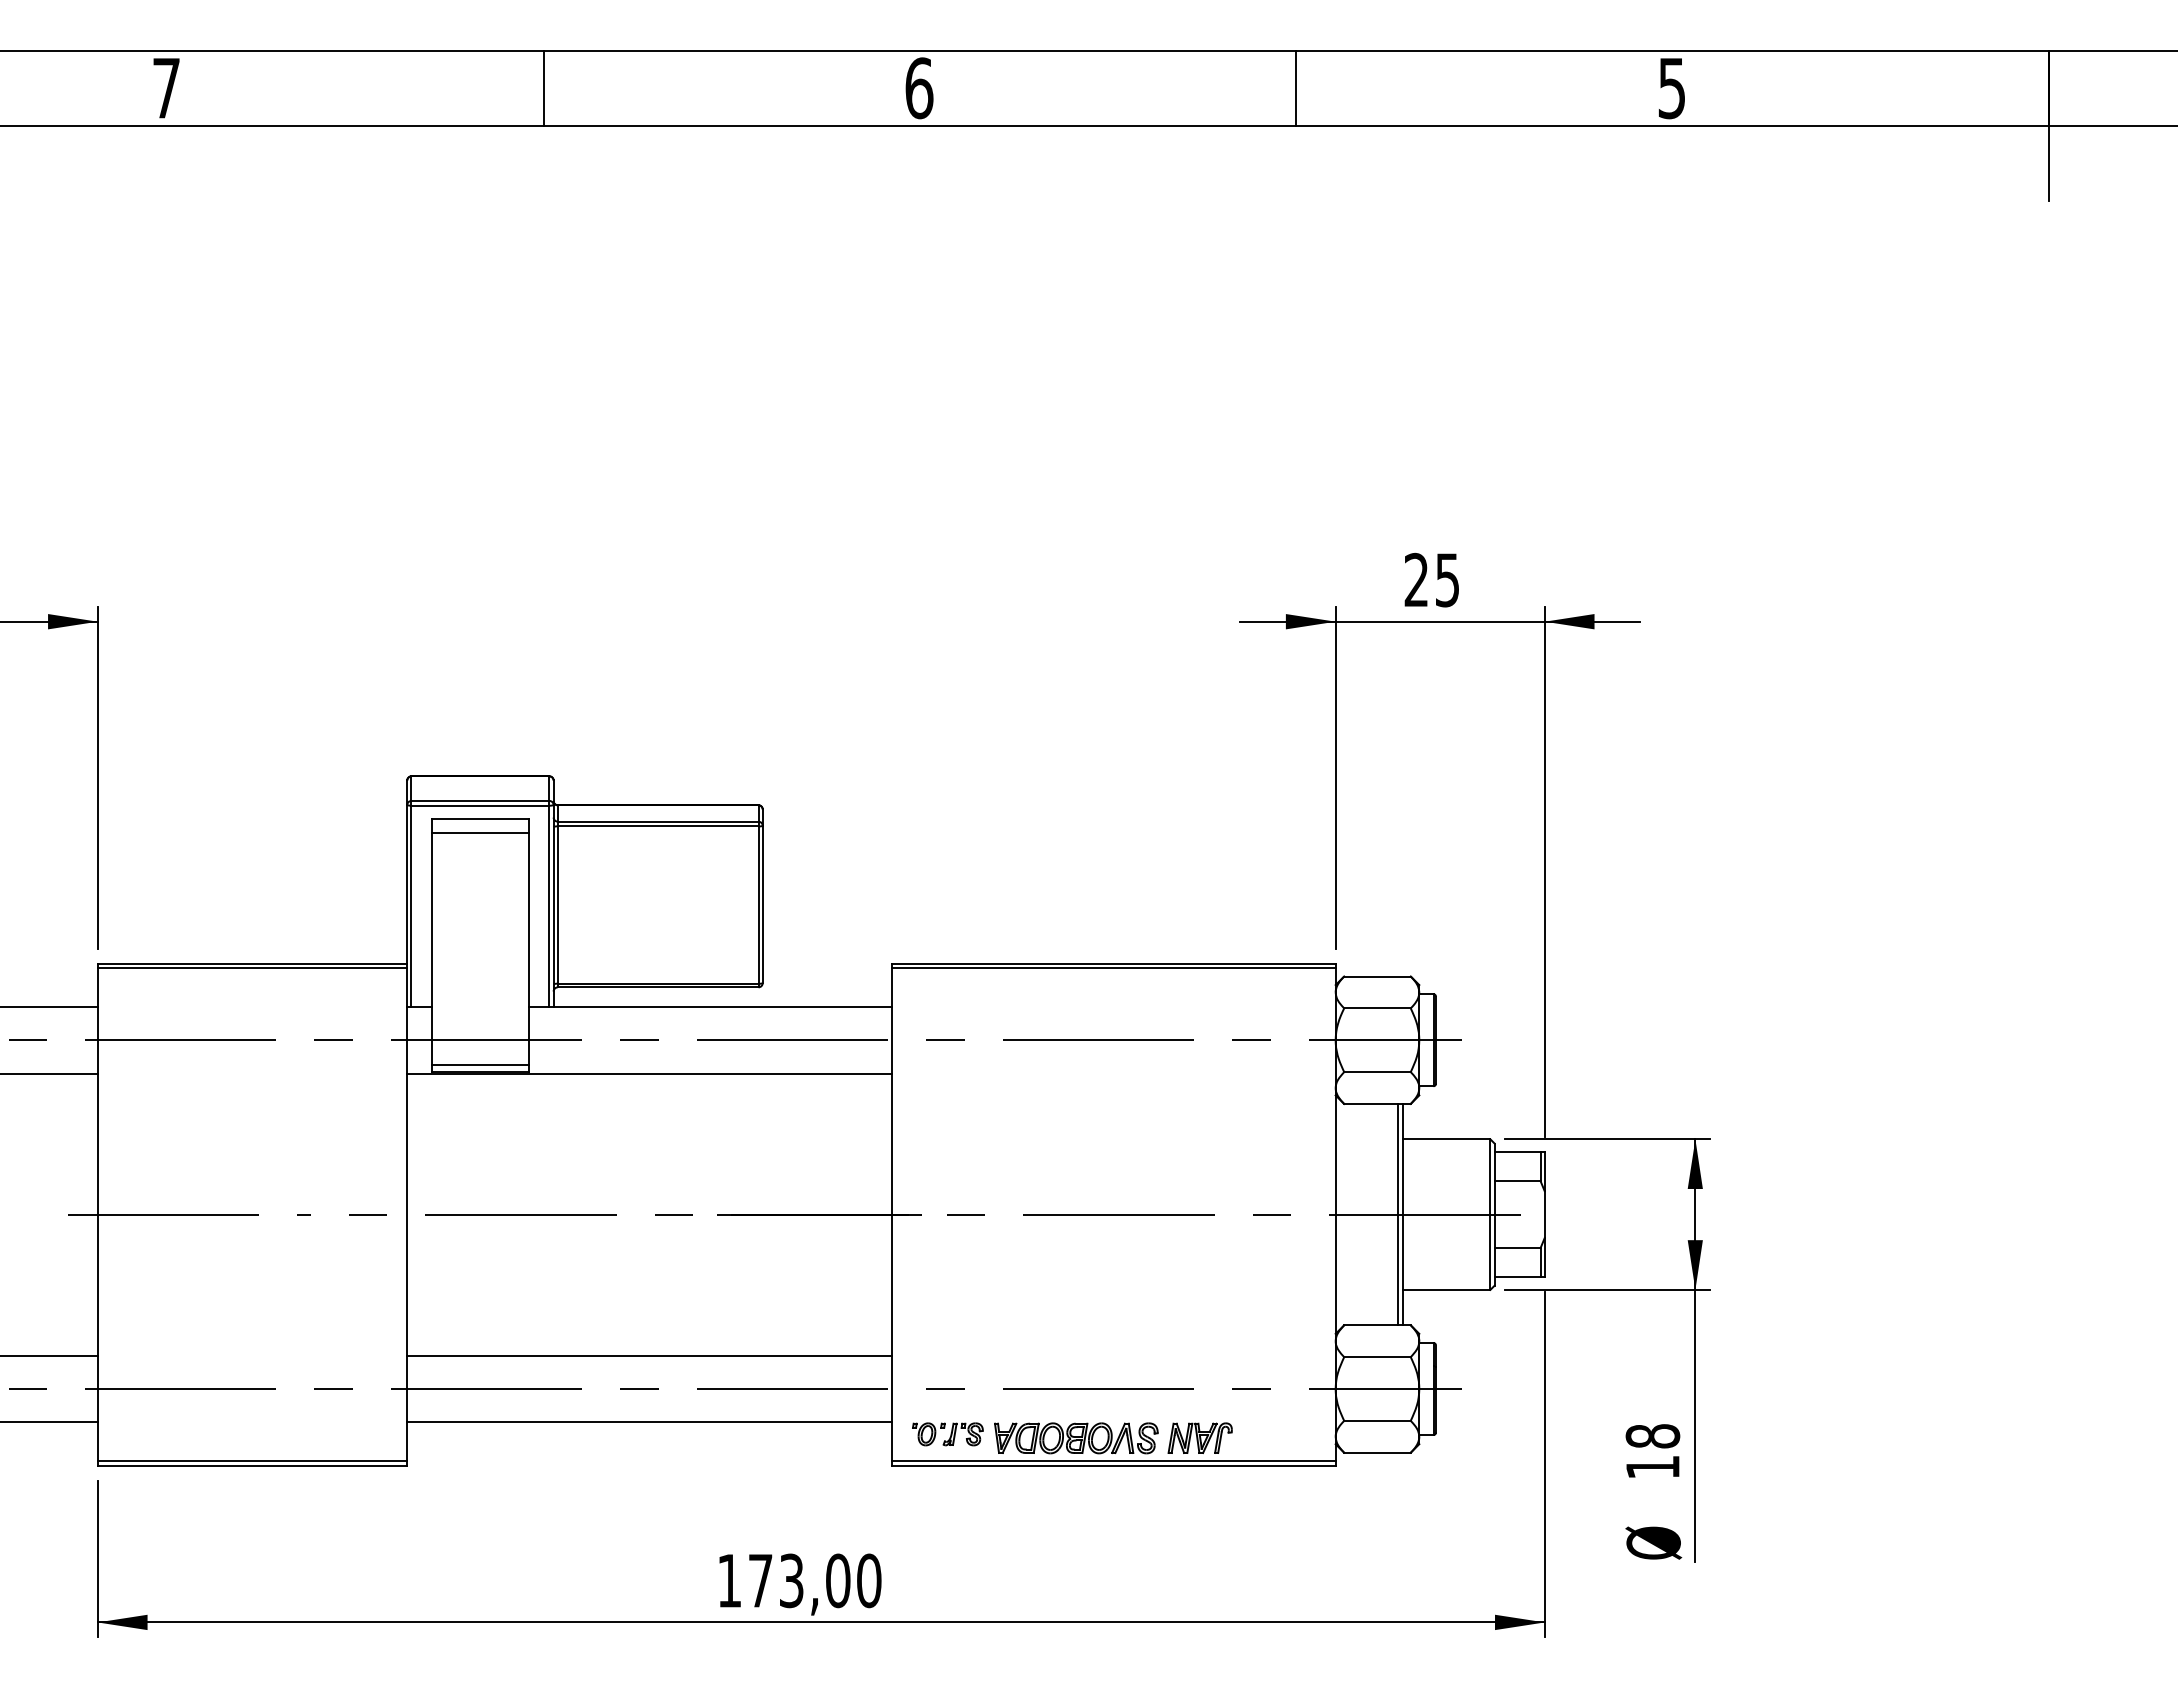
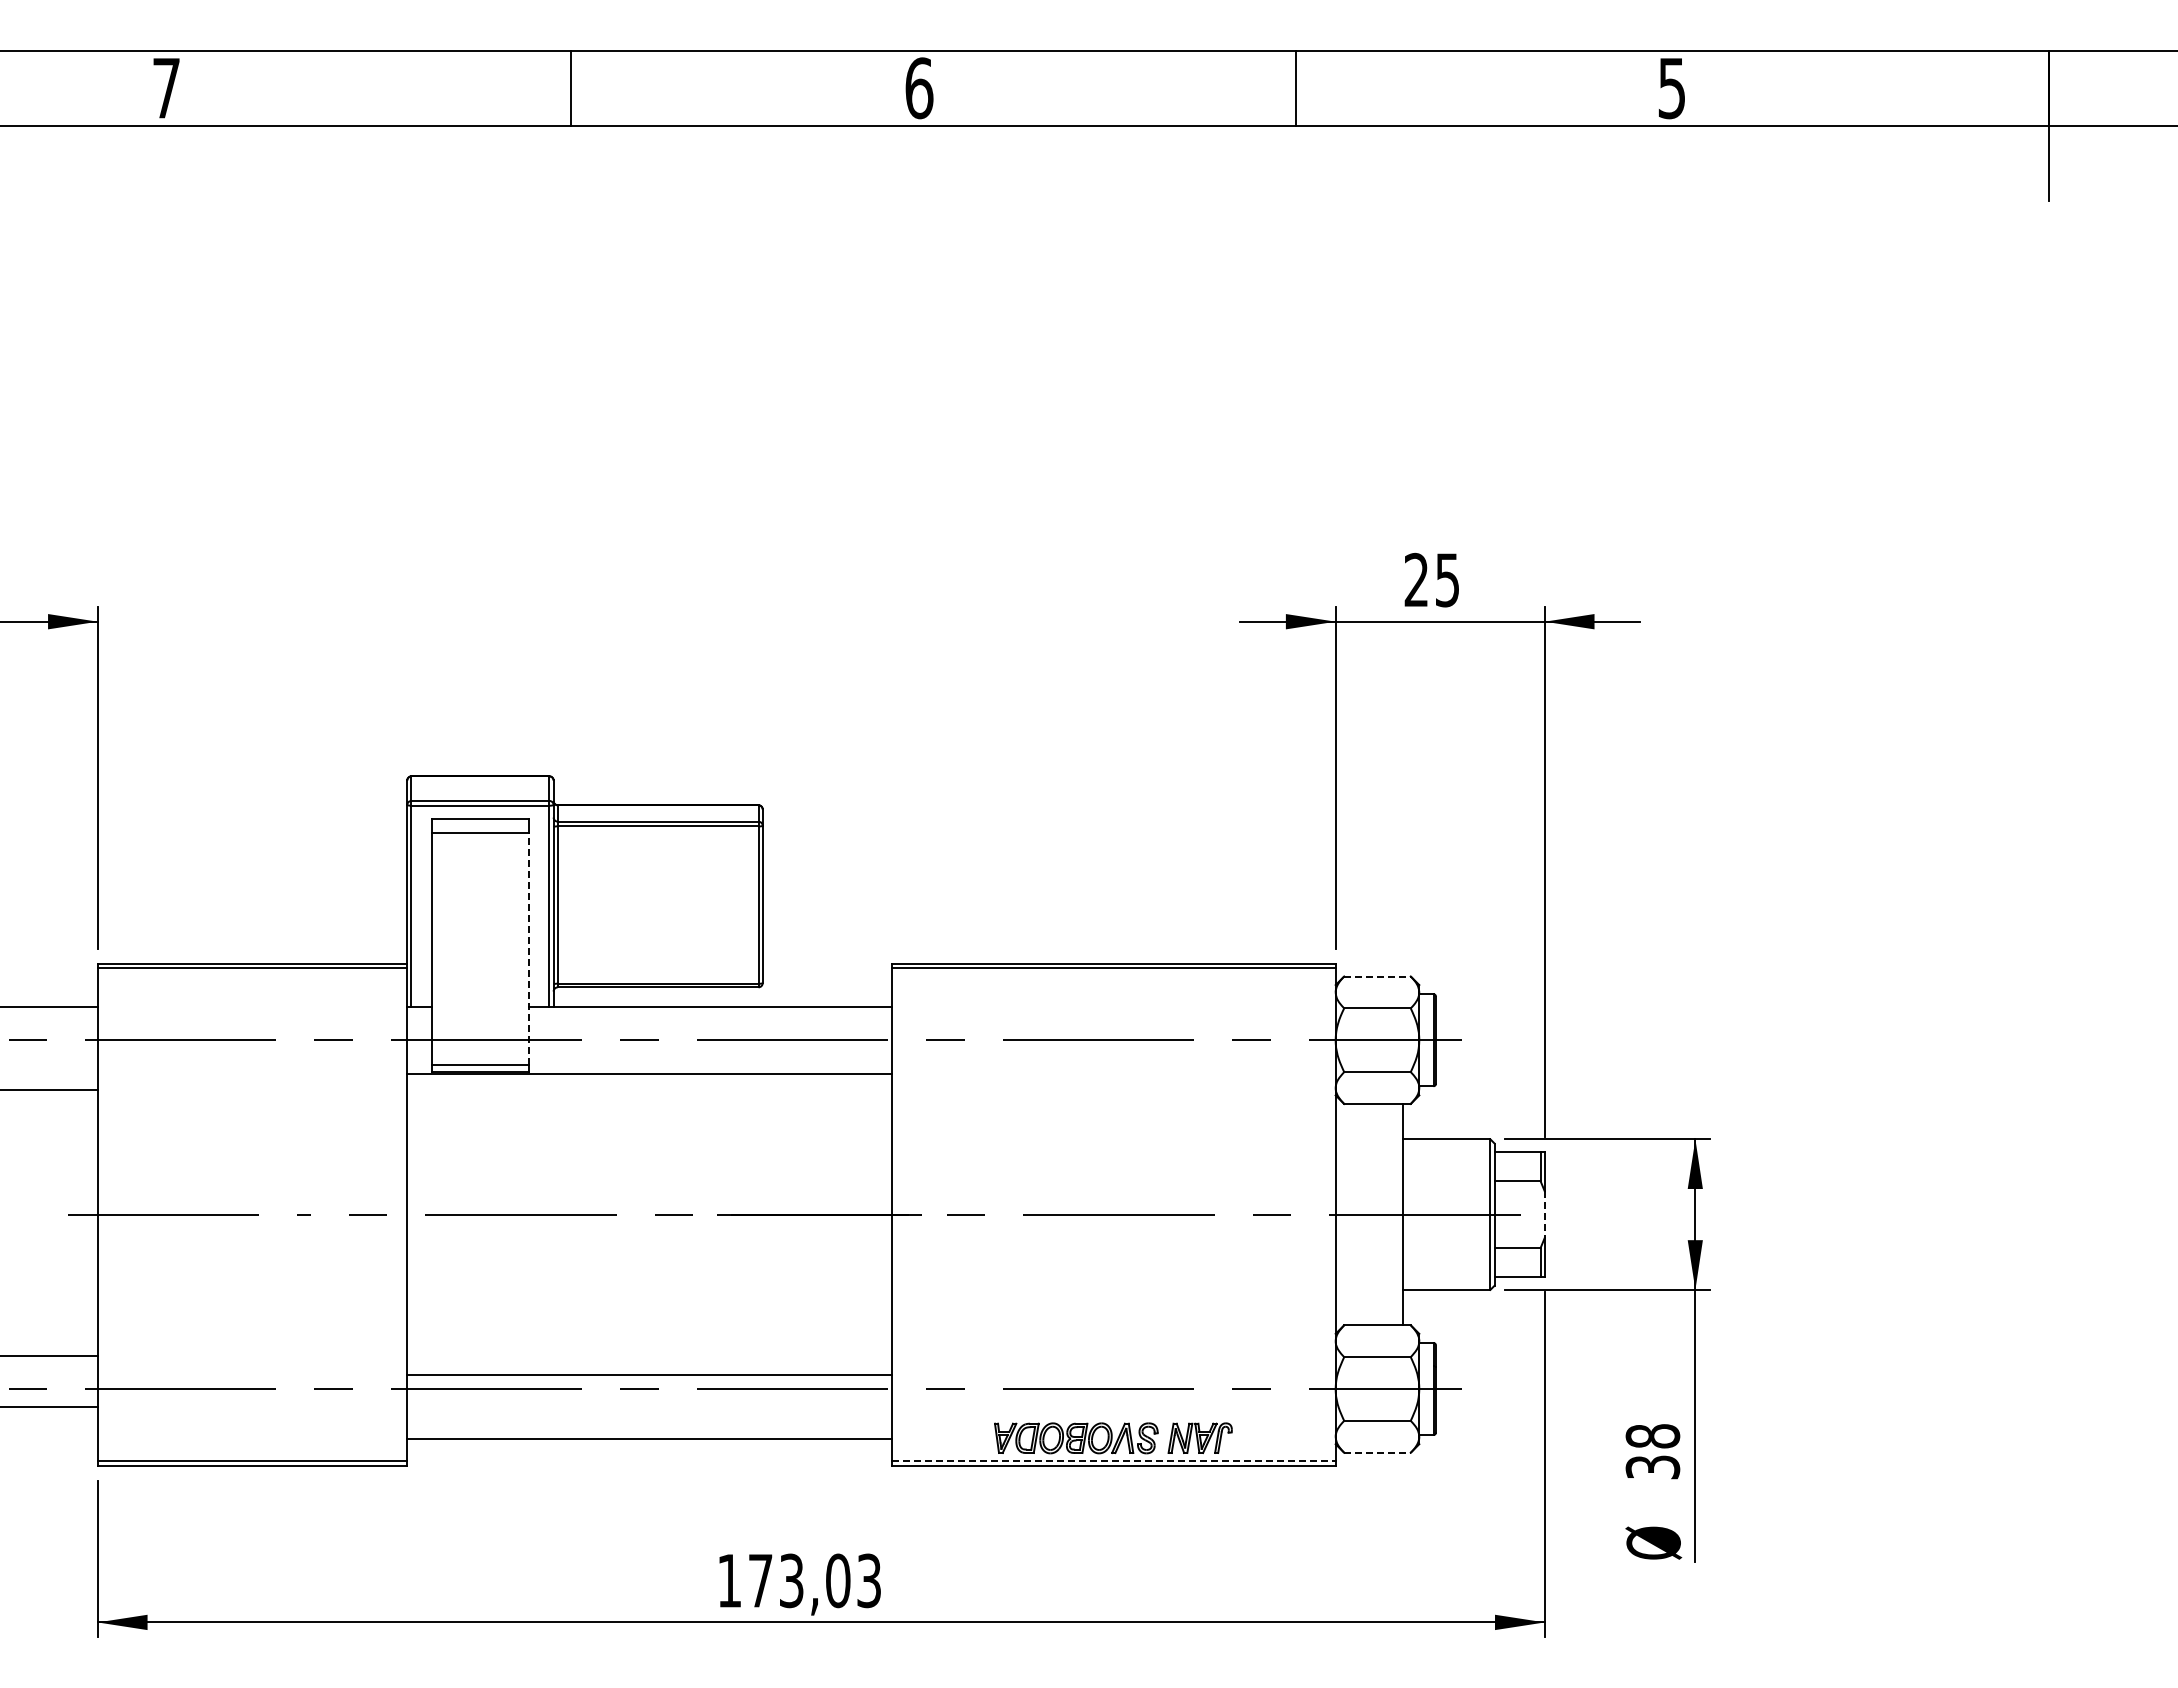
line position: (543, 87) -> (570, 87) (570, 87)
line: solid -> dashed (528, 948)
line: solid -> dashed (1377, 976)
line position: (49, 1073) -> (49, 1089) (49, 1089)
line: present -> none (1398, 1214)
line: solid -> dashed (1544, 1215)
line position: (649, 1355) -> (649, 1374) (649, 1374)
line position: (49, 1422) -> (49, 1407) (49, 1407)
line position: (649, 1422) -> (649, 1439) (649, 1439)
part: present -> none (947, 1434)
line: solid -> dashed (1377, 1452)
line: solid -> dashed (1114, 1461)
text: 18 -> 38 (1652, 1467)
text: 173,00 -> 173,03 (869, 1580)
